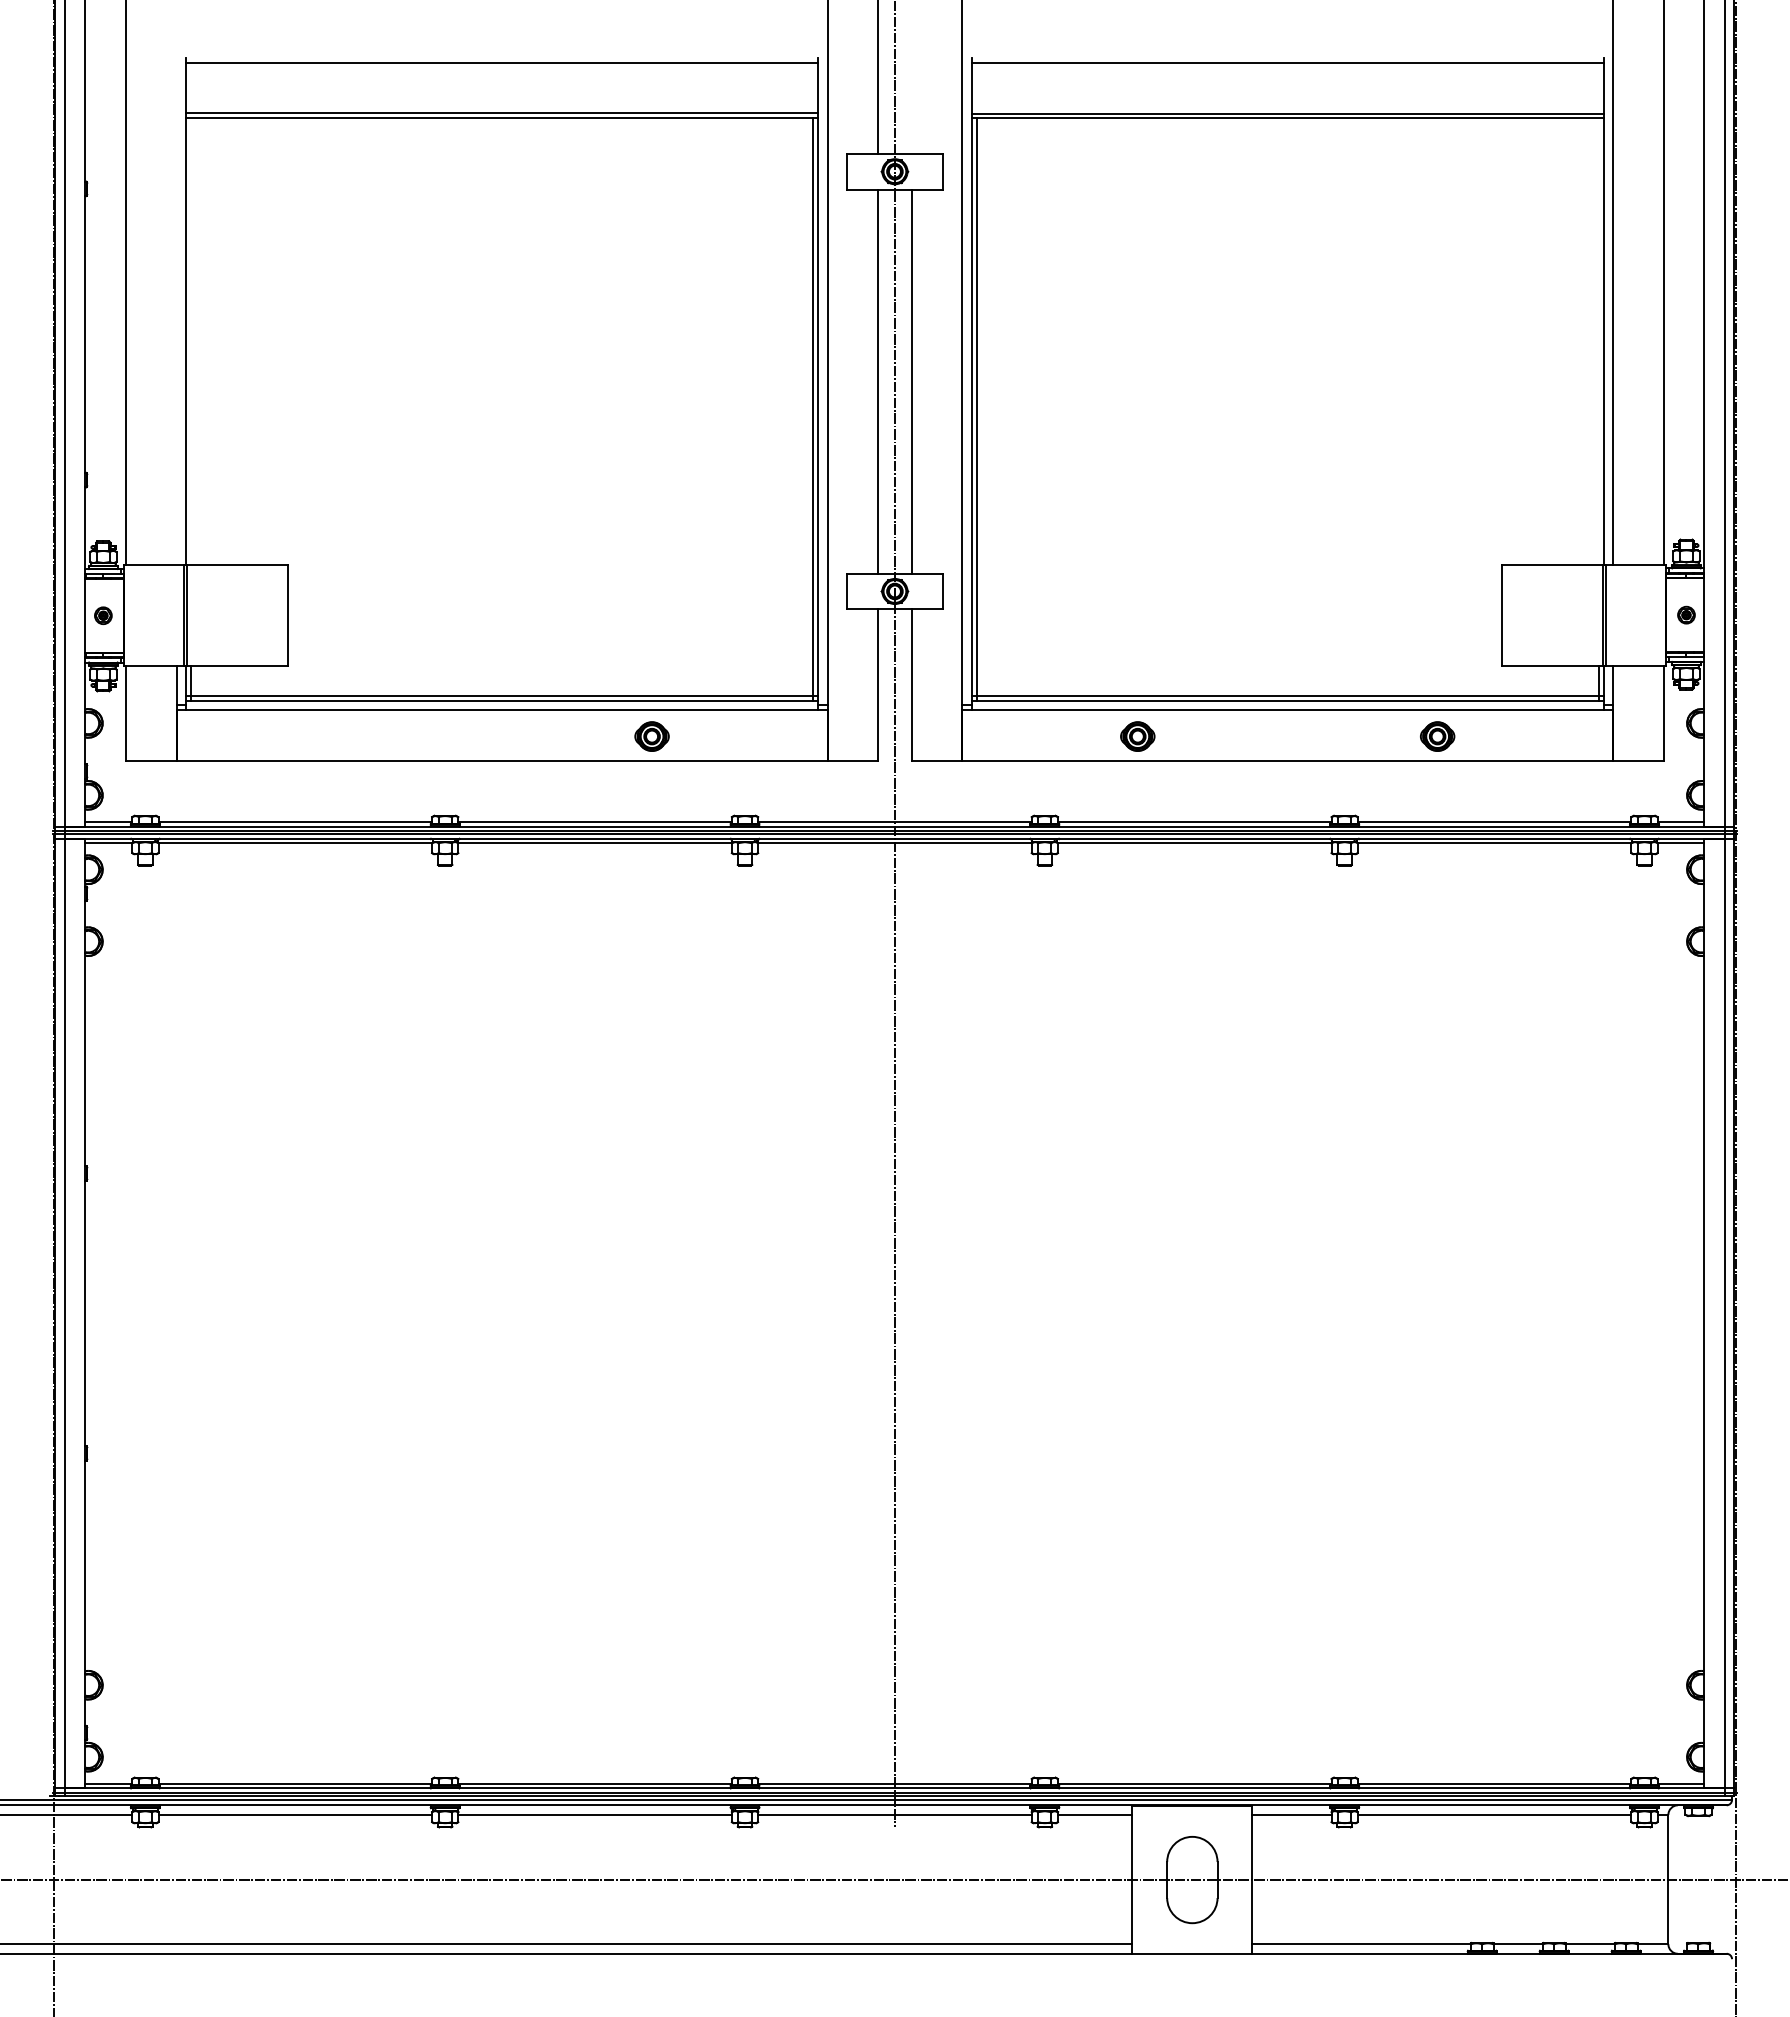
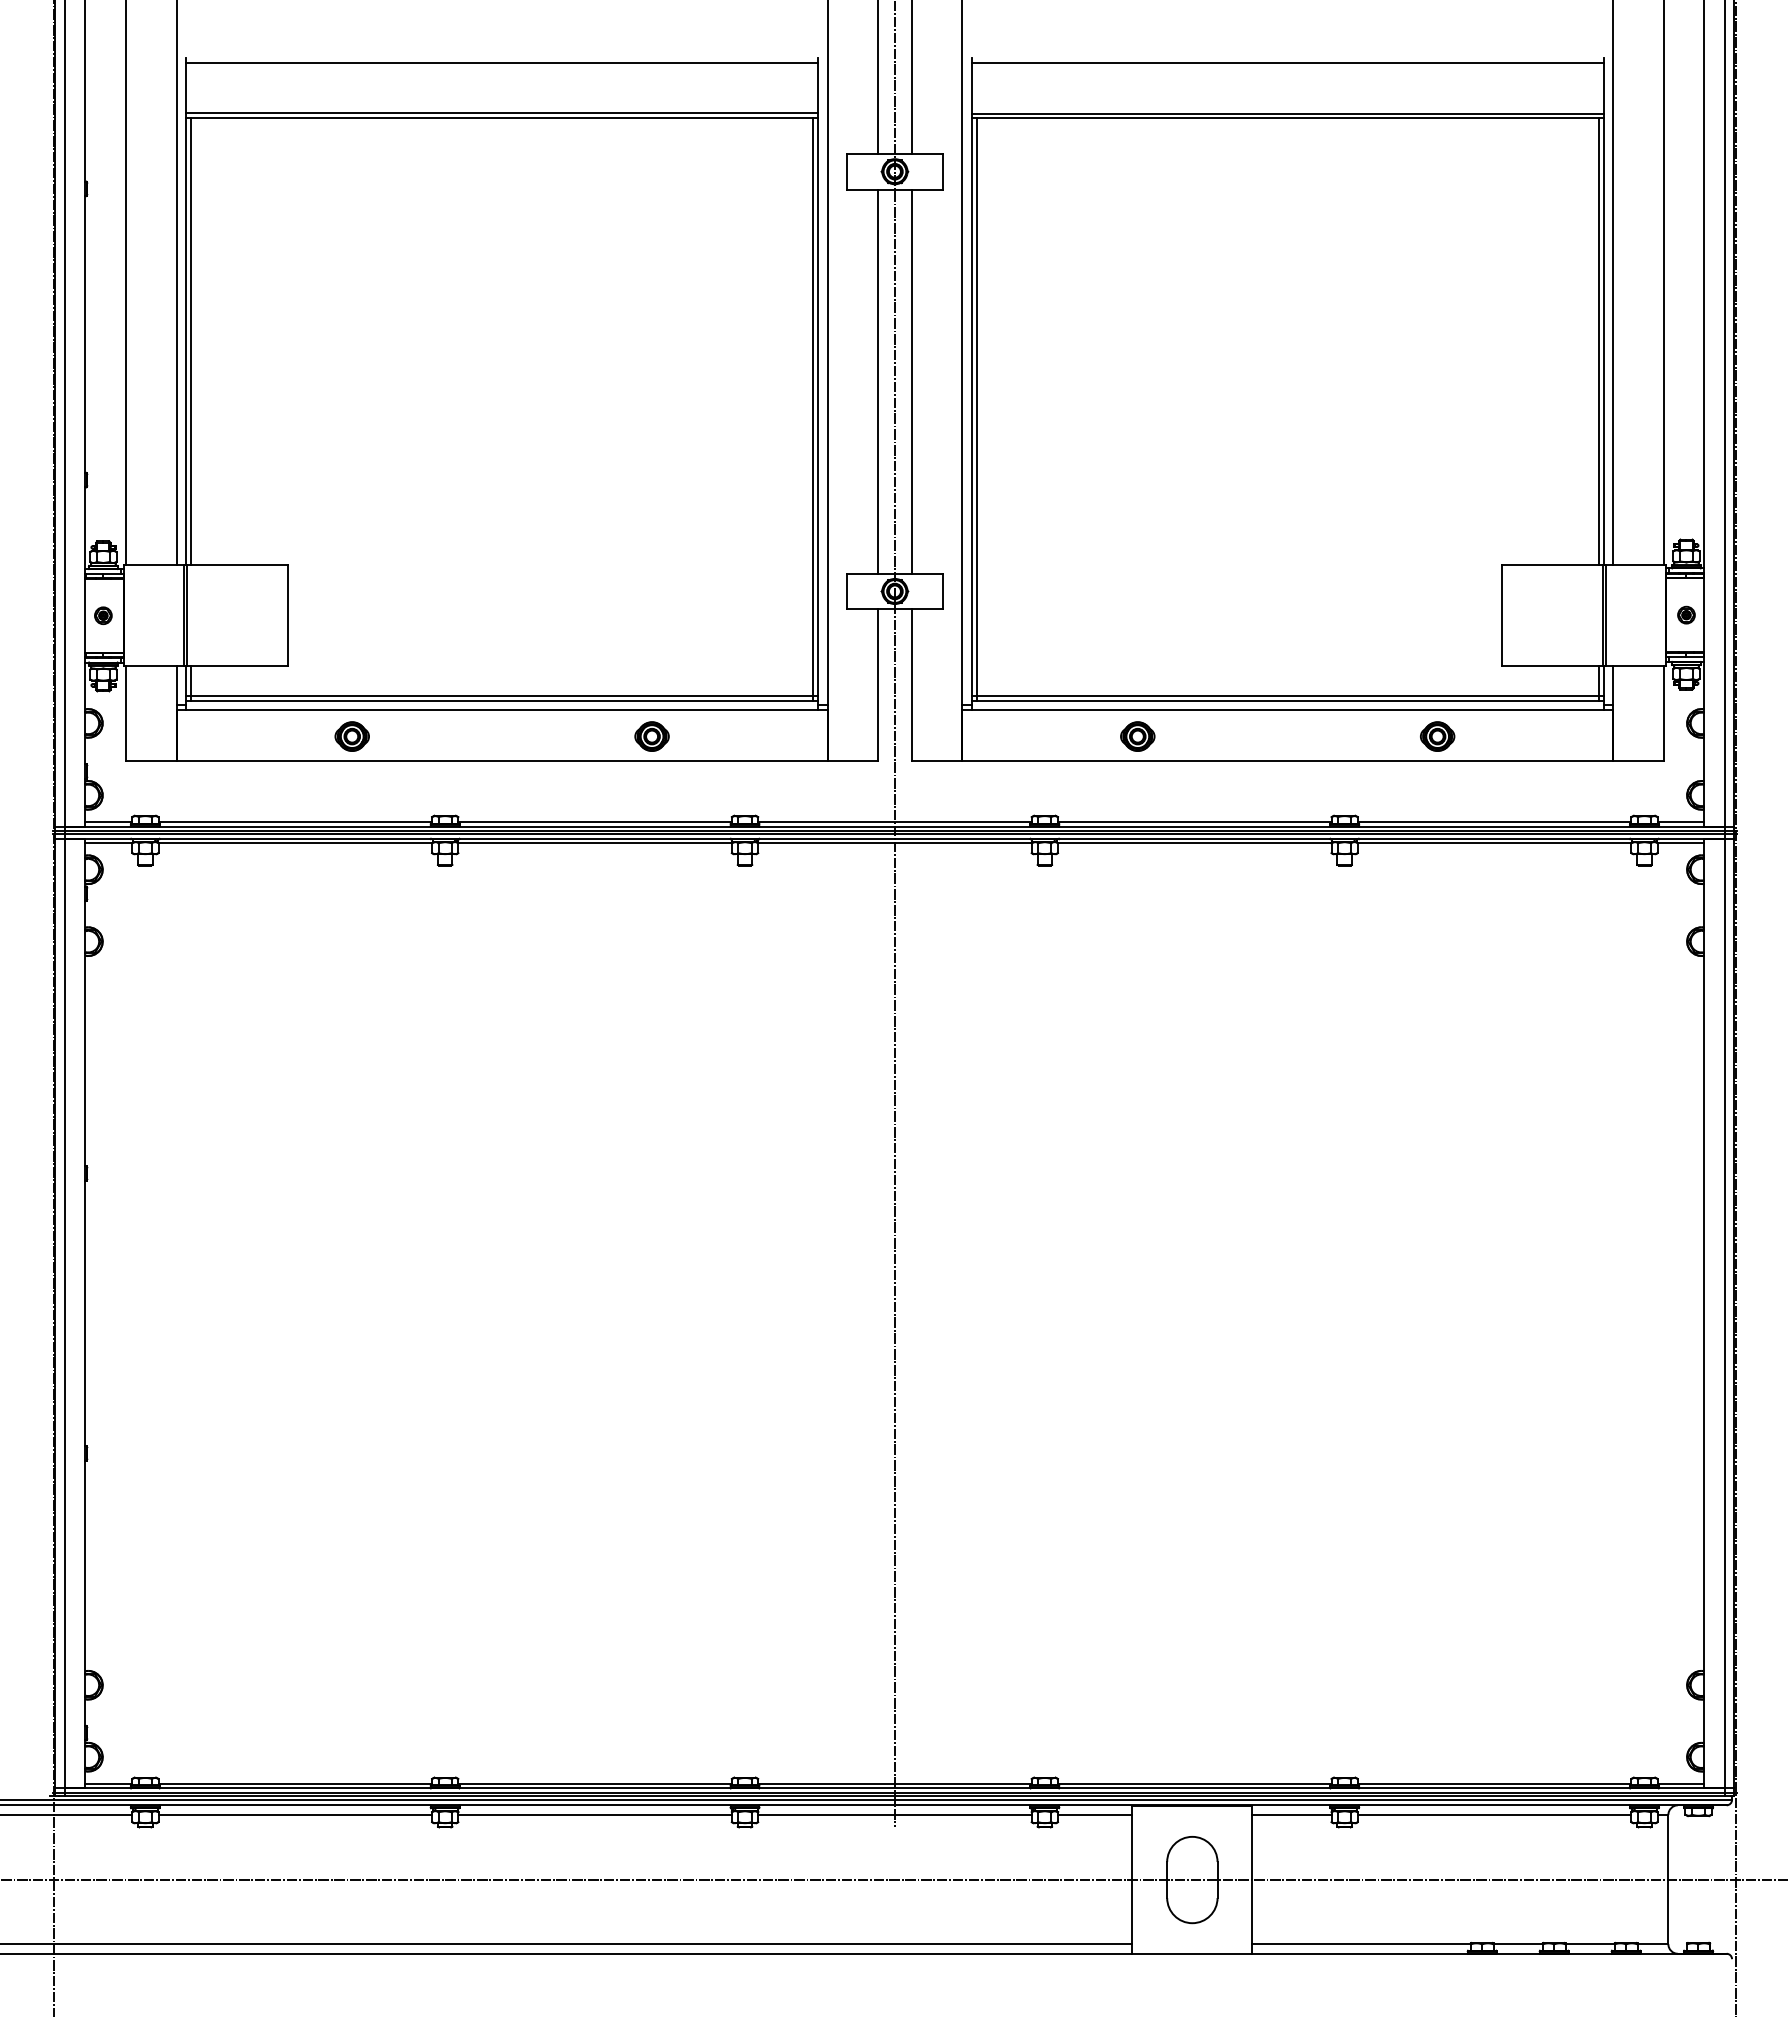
line: none -> present (911, 77)
line: none -> present (176, 283)
line: none -> present (190, 341)
line: none -> present (1598, 341)
part: none -> present (351, 736)
